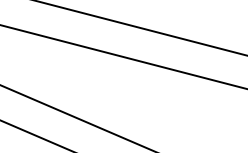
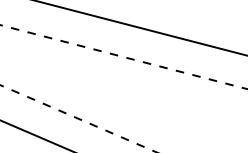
line: solid -> dashed (124, 57)
line: solid -> dashed (78, 118)
